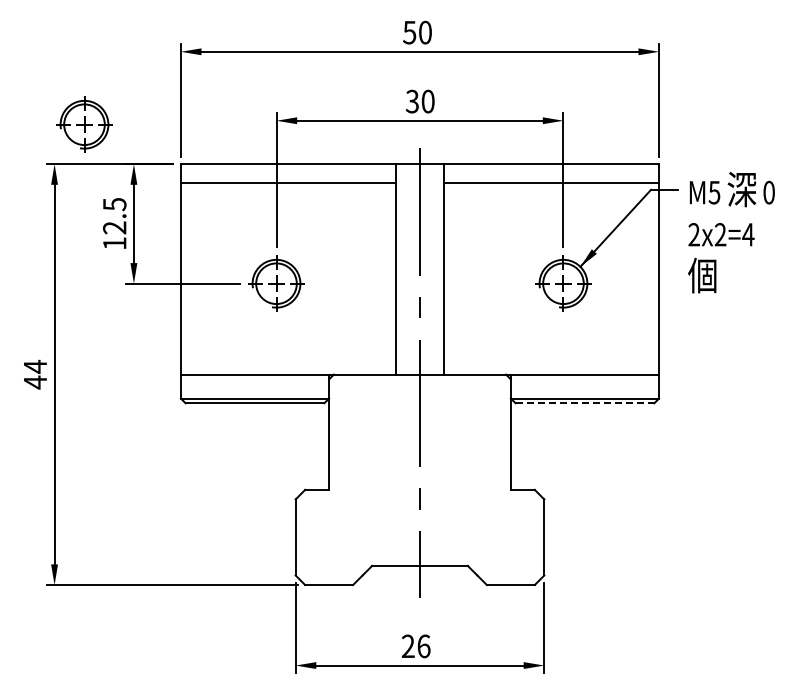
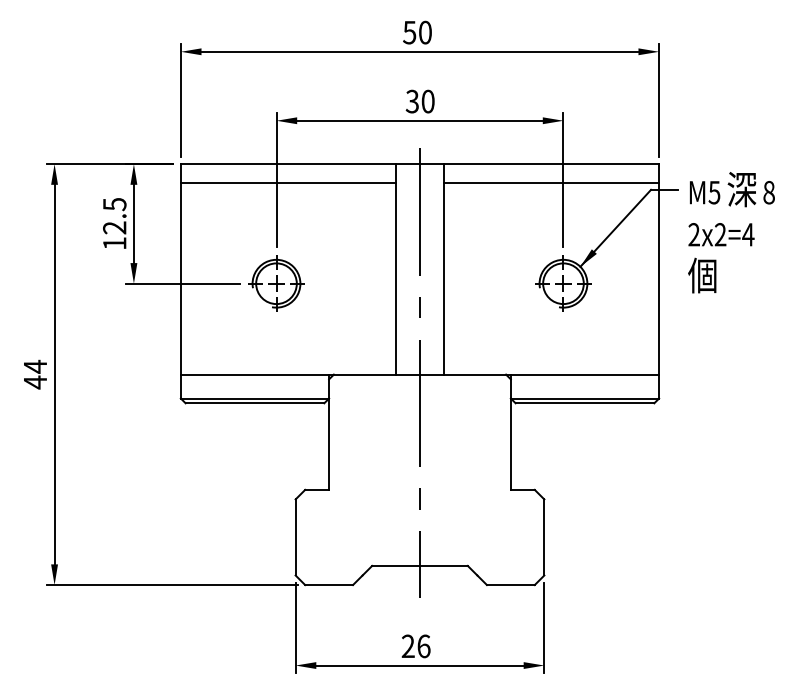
part: present -> none (84, 124)
text: 0 -> 8 (768, 192)
line: dashed -> solid (585, 403)
